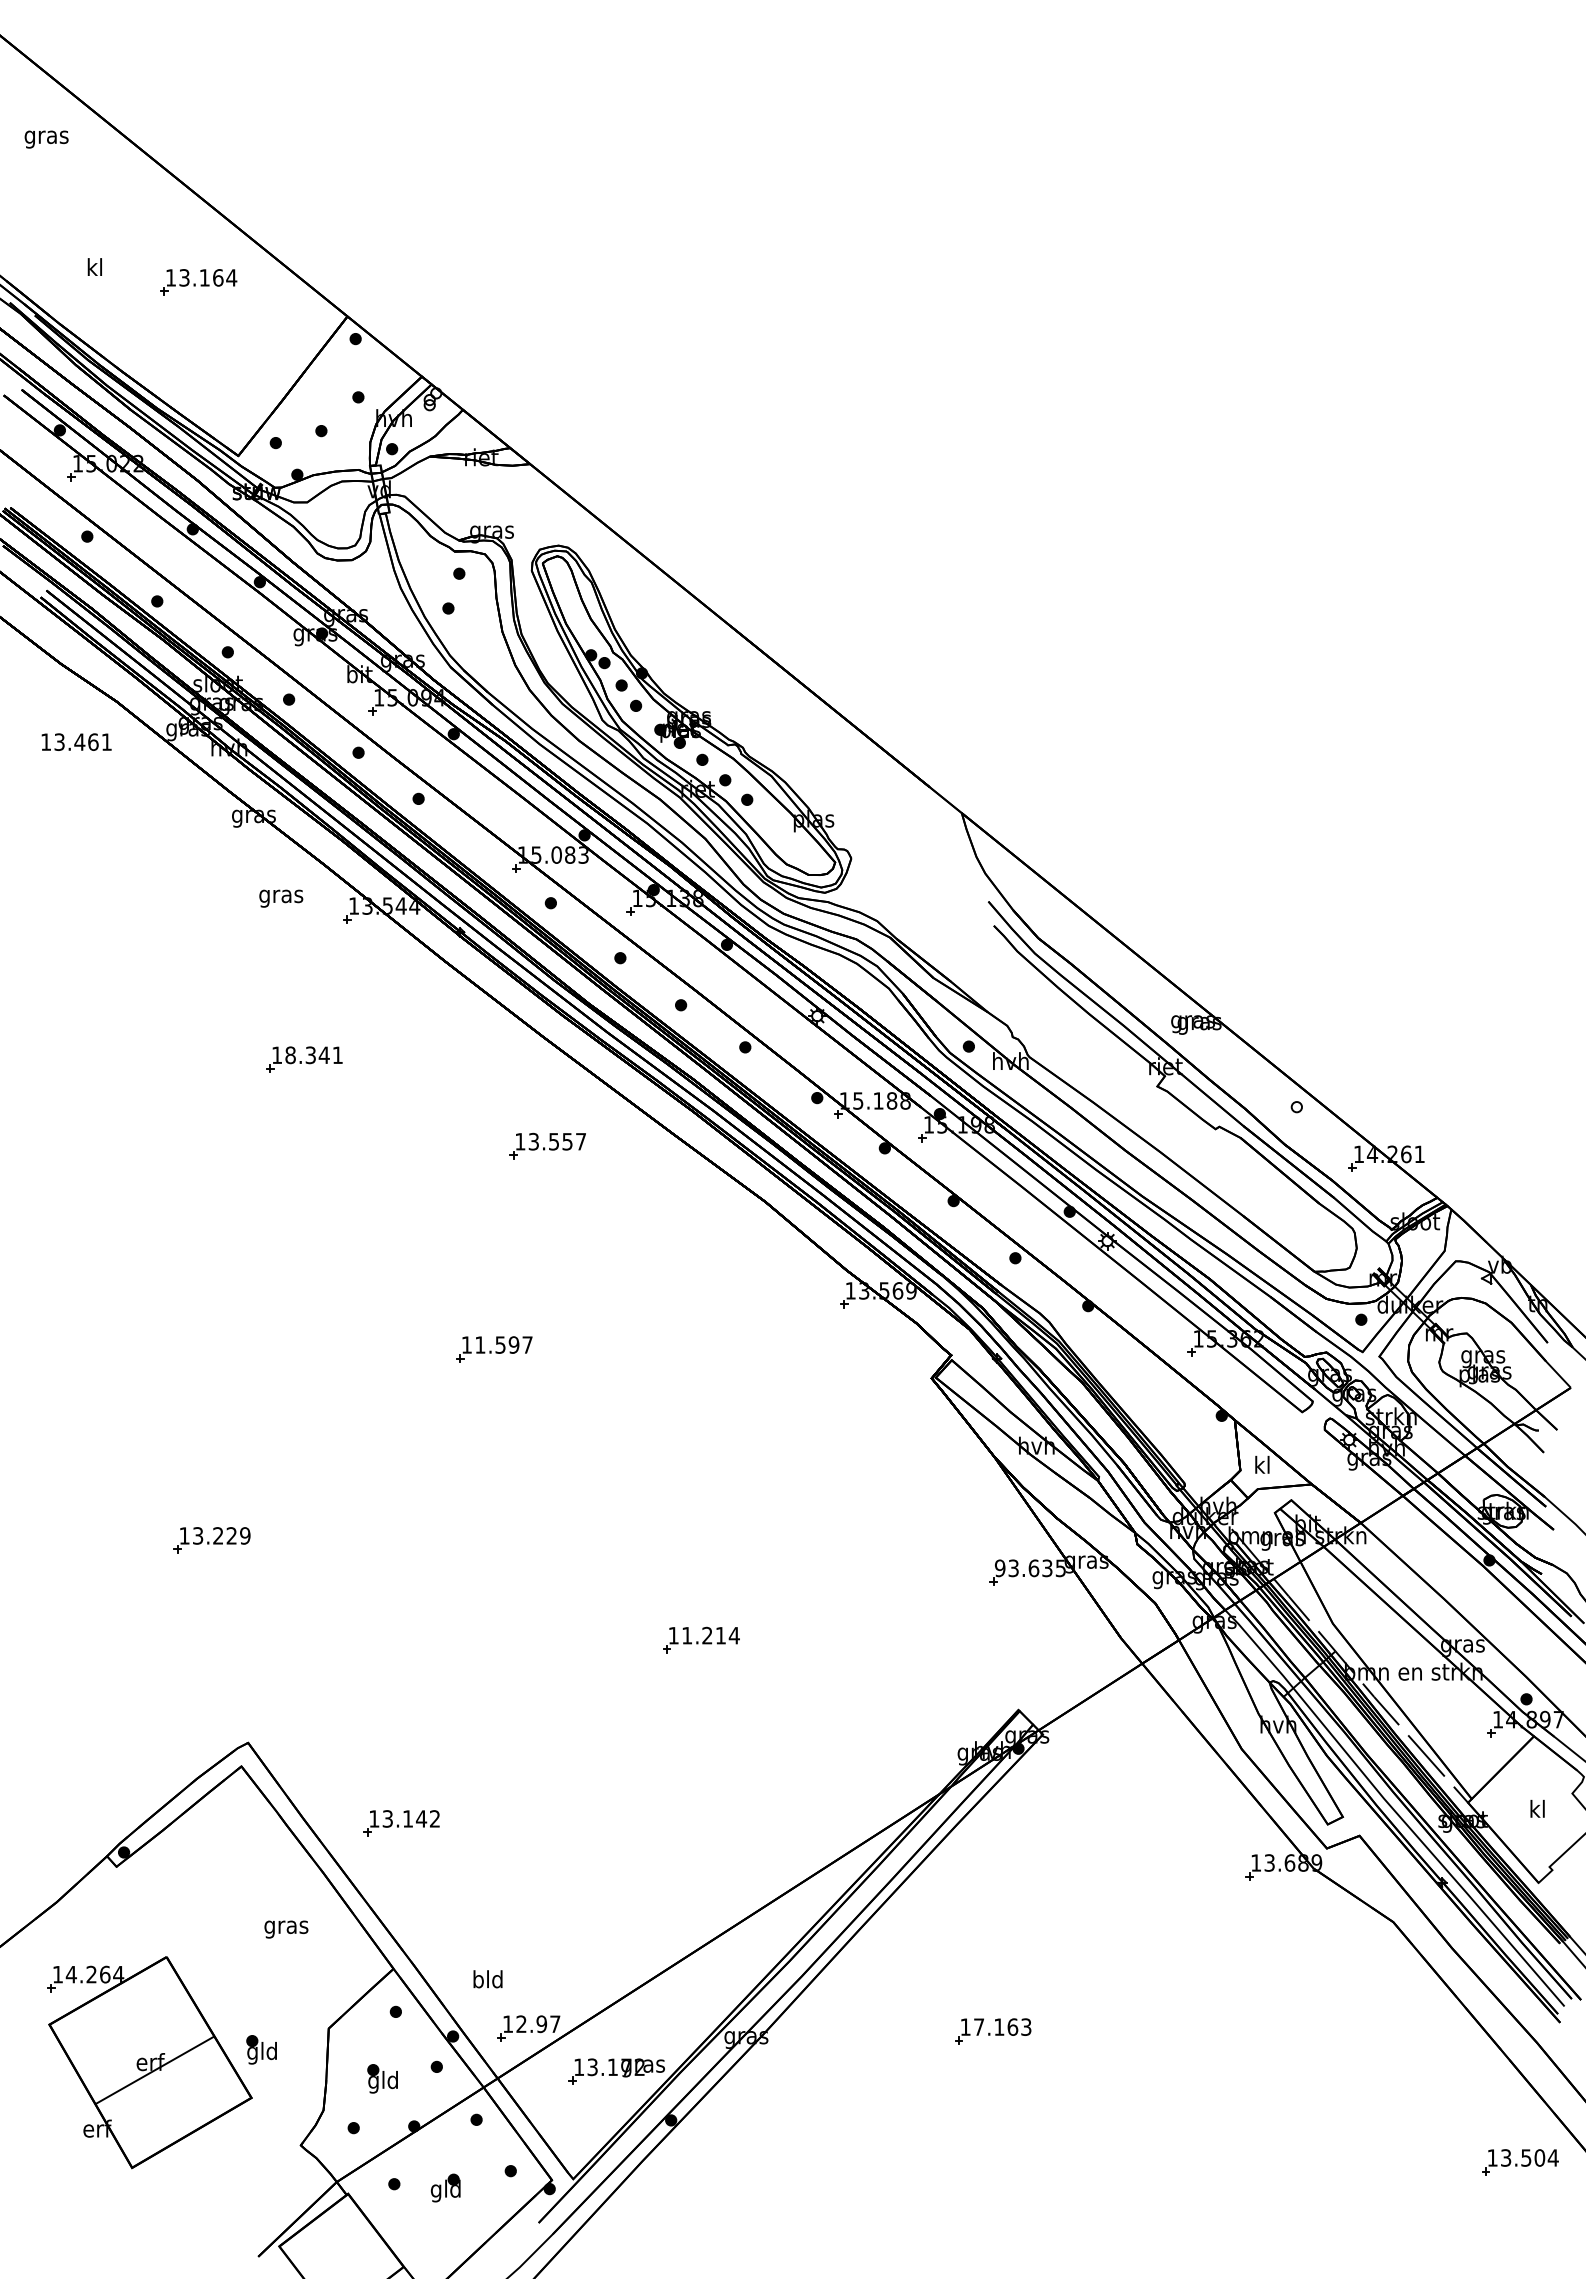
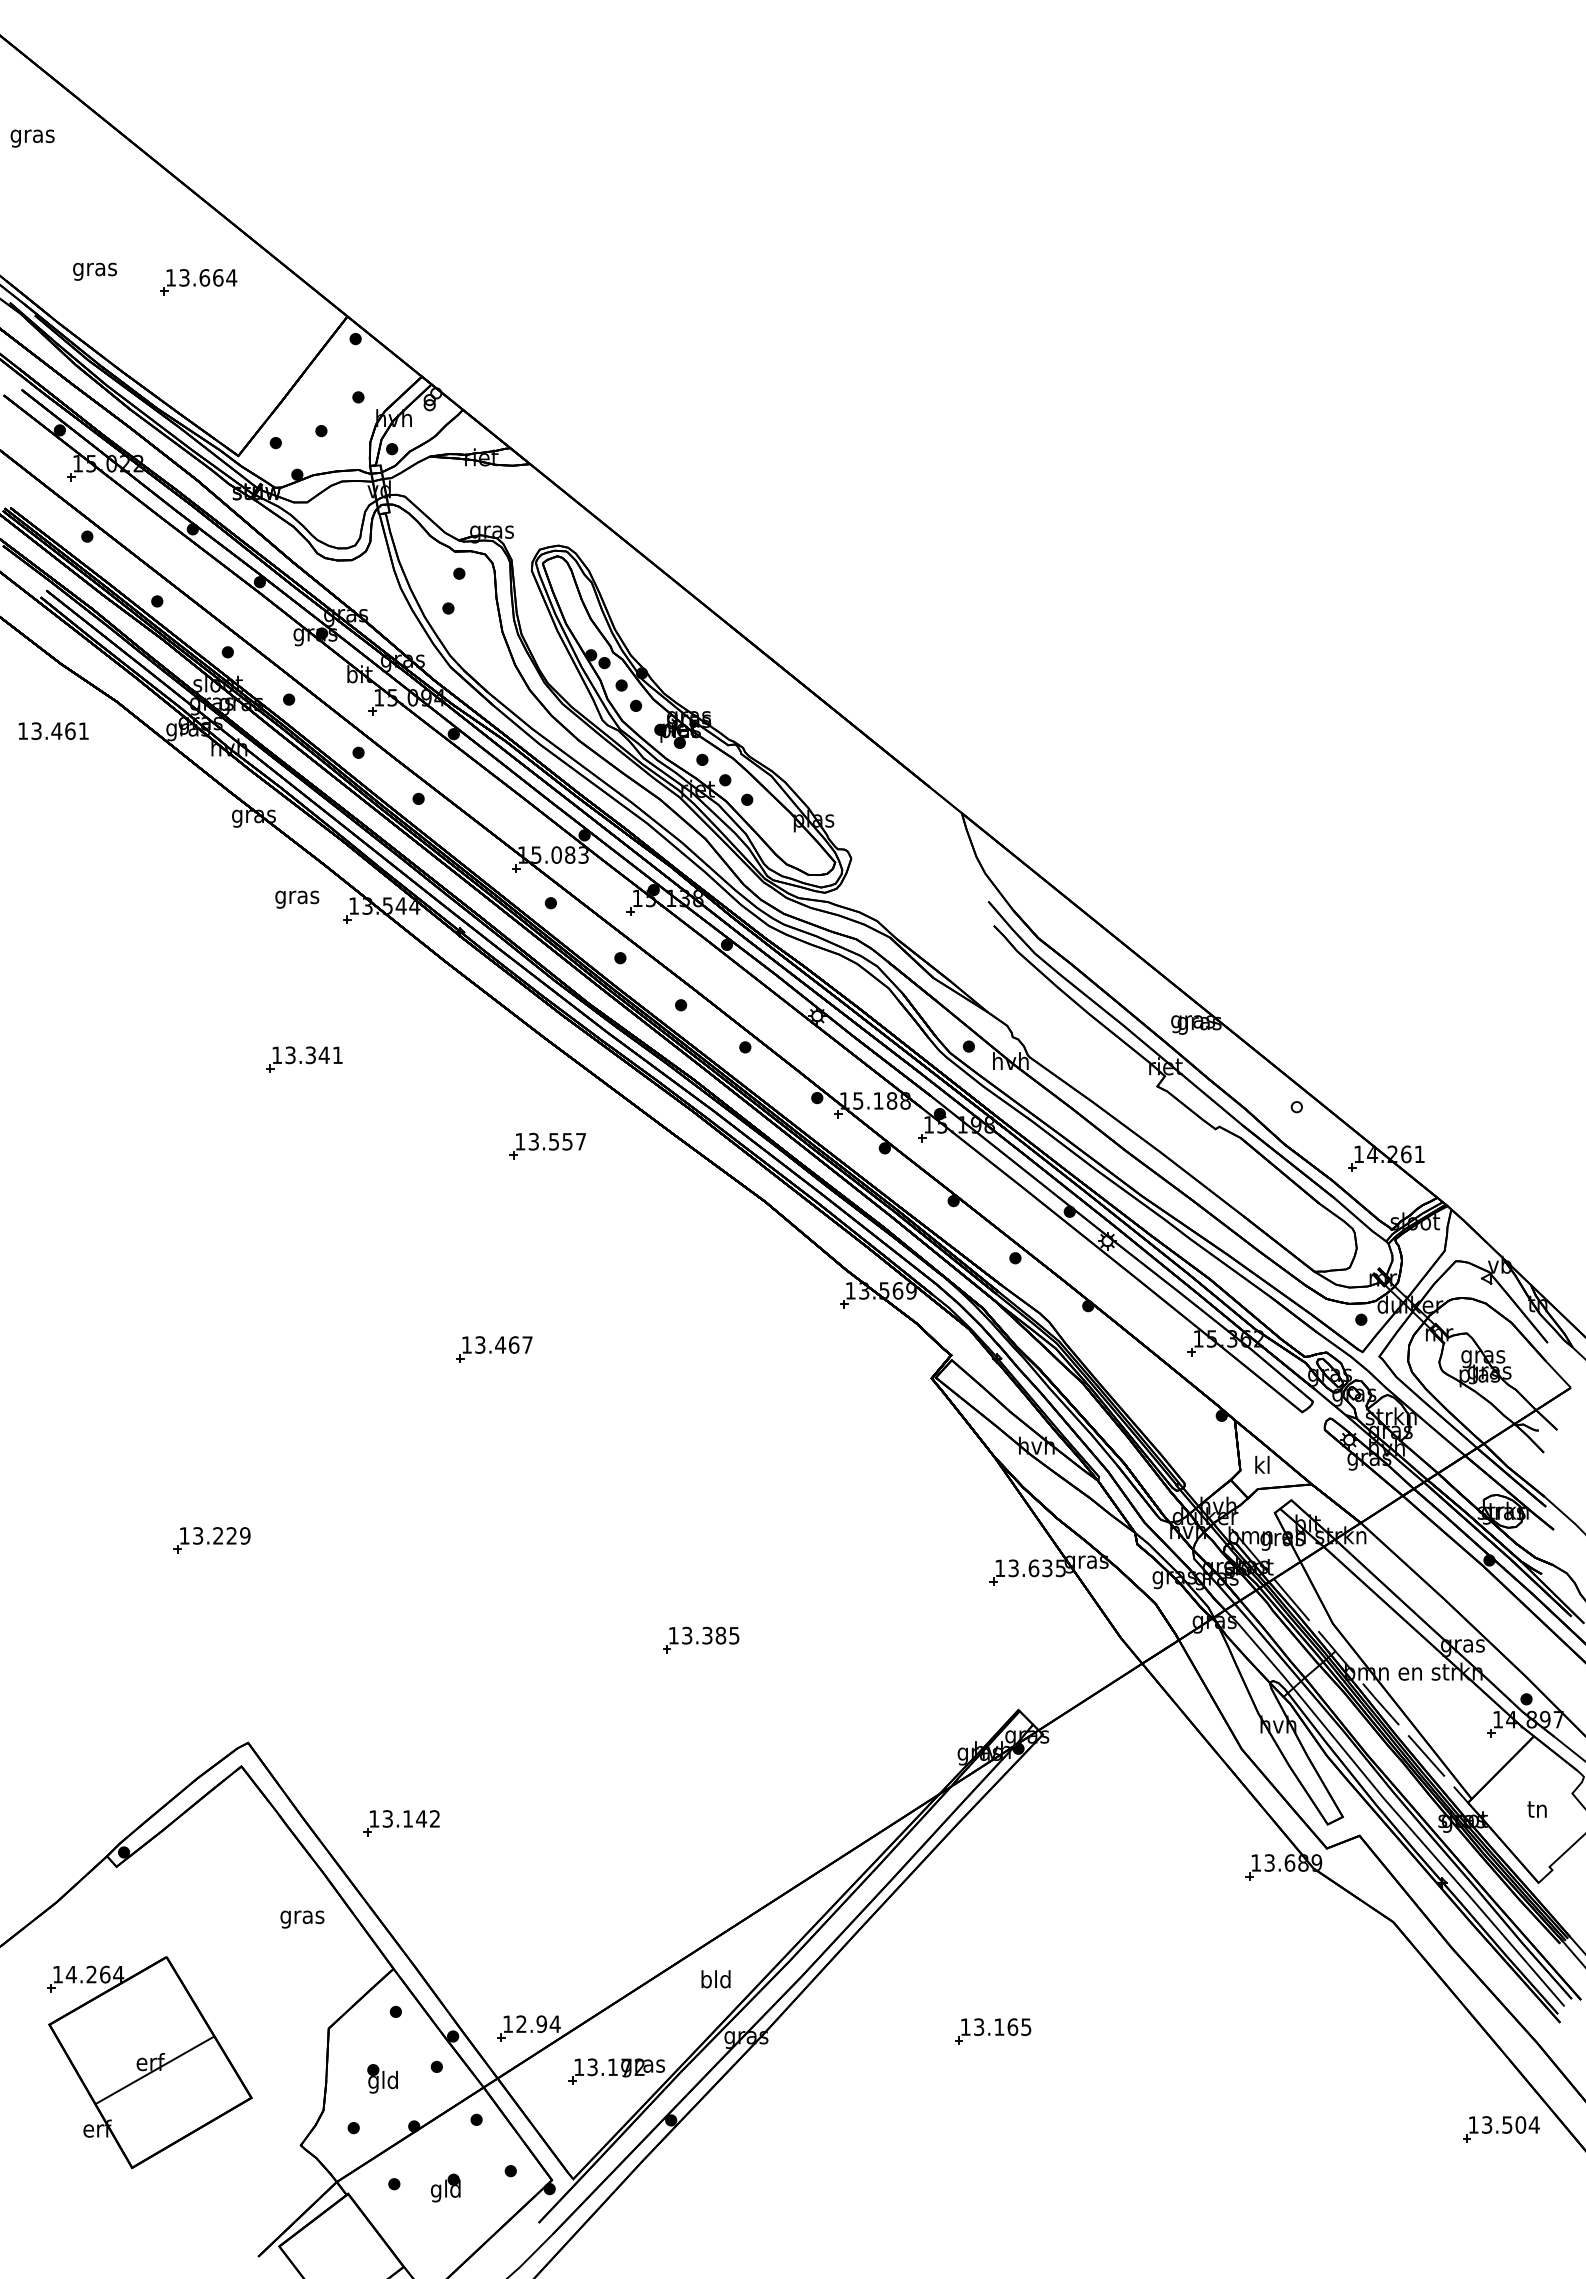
text position: (46, 139) -> (32, 138) (32, 138)
text: kl -> gras (94, 269)
text: 13.164 -> 13.664 (204, 277)
text position: (76, 741) -> (53, 730) (53, 730)
text position: (281, 898) -> (297, 899) (297, 899)
text: 18.341 -> 13.341 (290, 1055)
text: 11.597 -> 13.467 (497, 1344)
text: 93.635 -> 13.635 (999, 1568)
text: 11.214 -> 13.385 (710, 1635)
text: kl -> tn (1536, 1808)
text position: (286, 1929) -> (302, 1919) (302, 1919)
text position: (487, 1979) -> (715, 1979) (715, 1979)
text: 12.97 -> 12.94 (554, 2023)
text: 17.163 -> 13.165 (1002, 2026)
part: present -> none (261, 2049)
part position: (1520, 2162) -> (1501, 2129) (1501, 2129)
